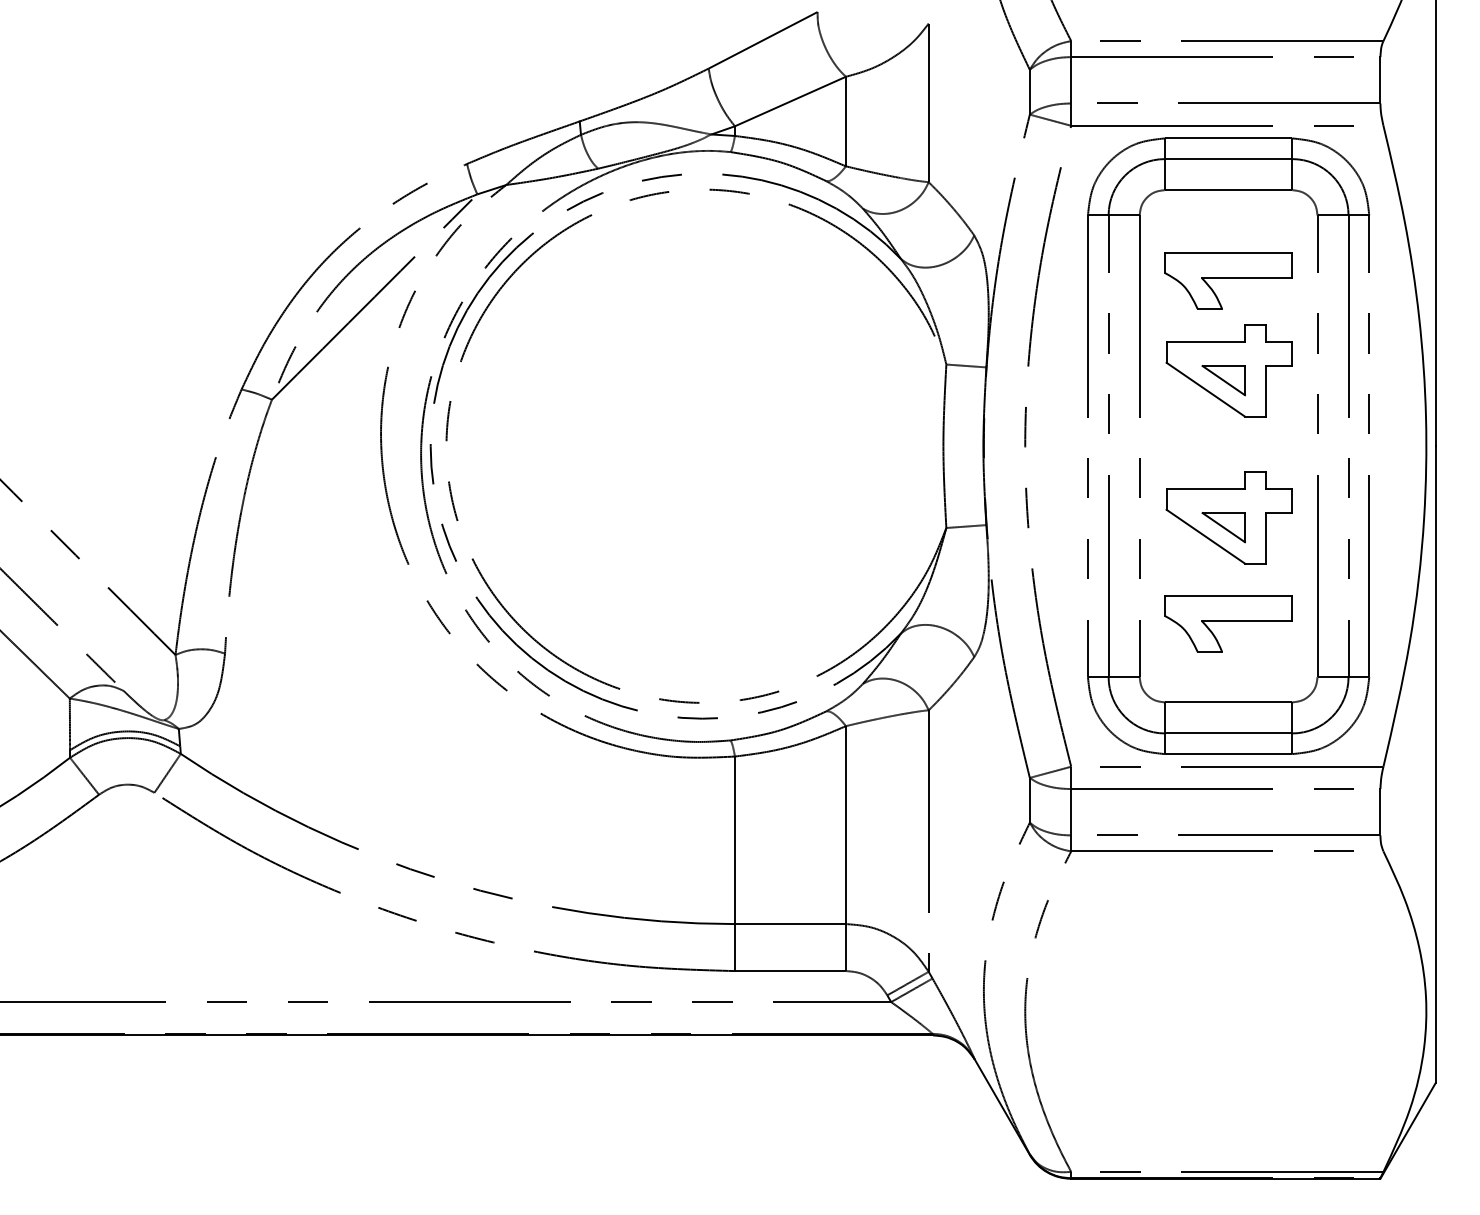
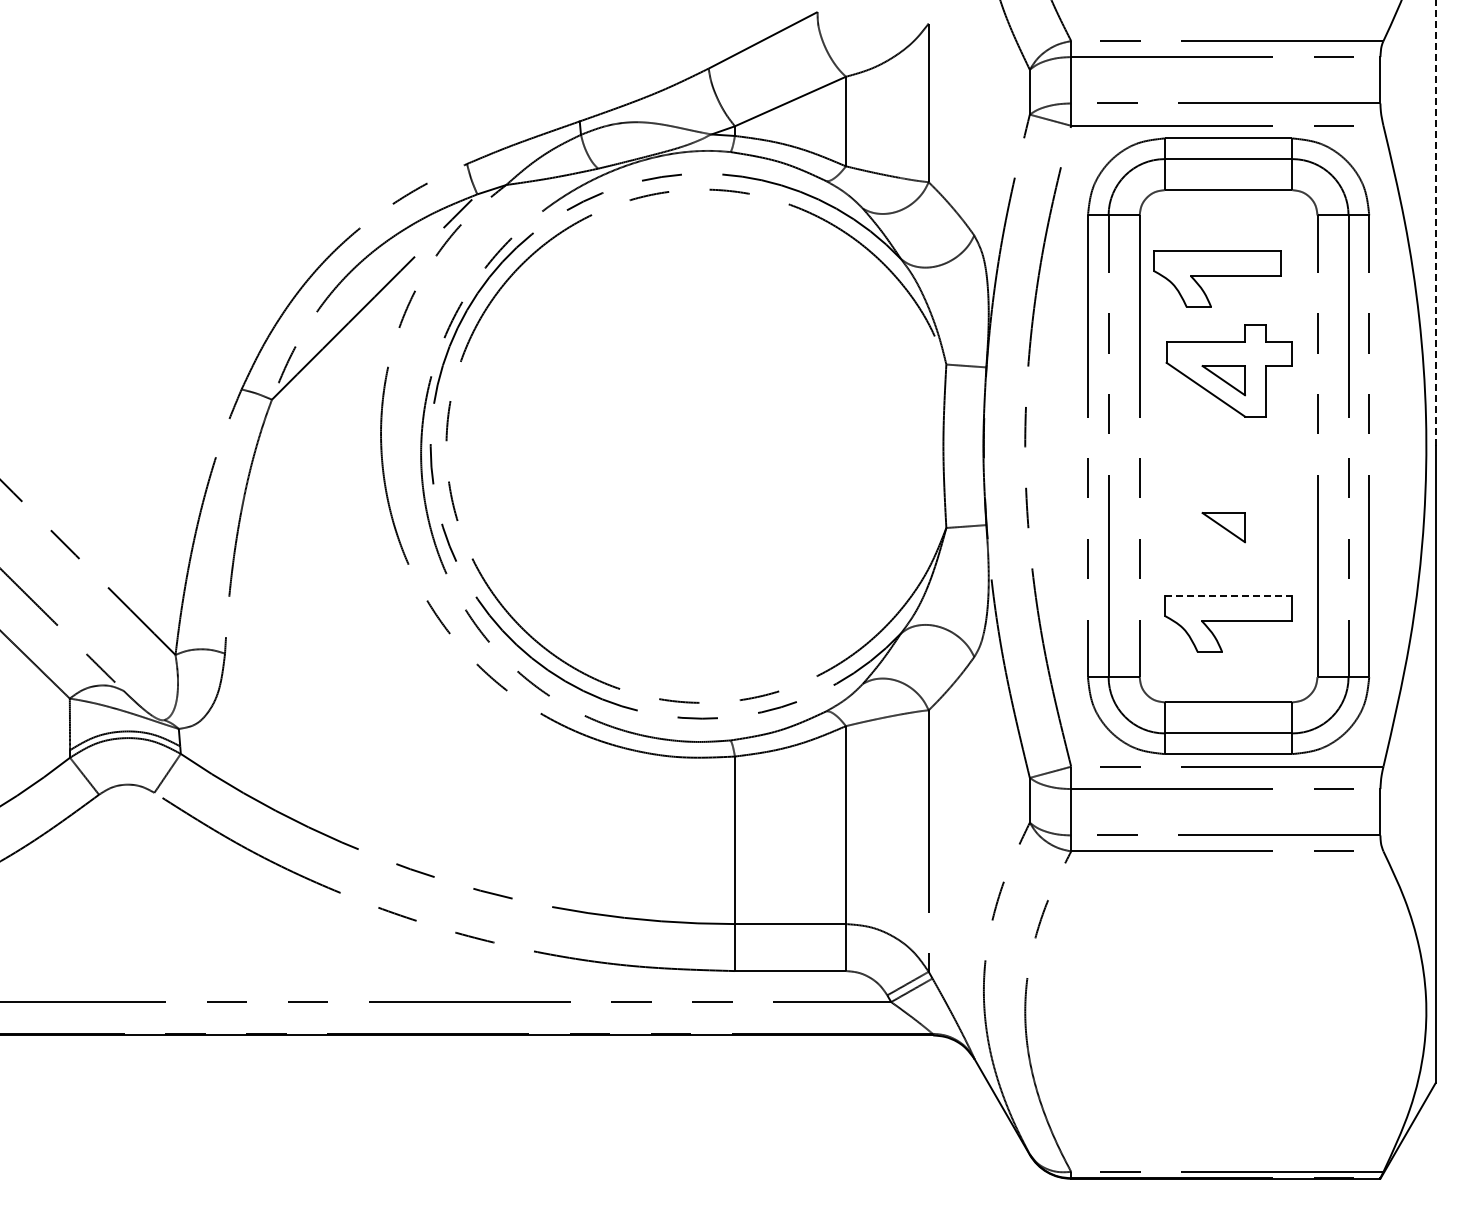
line: solid -> dashed (1435, 223)
part position: (1228, 280) -> (1217, 278) (1217, 278)
part: present -> none (1228, 517)
line: solid -> dashed (1228, 596)
